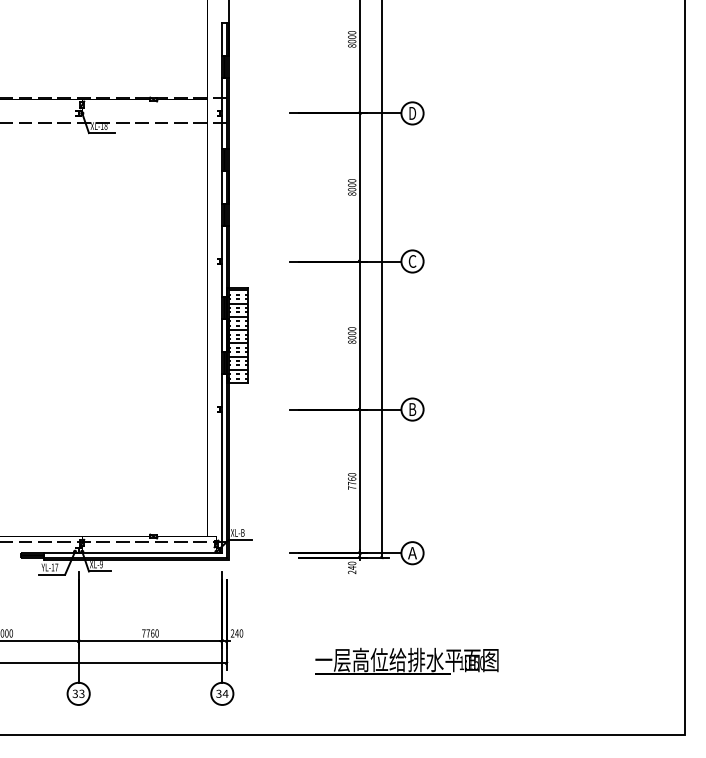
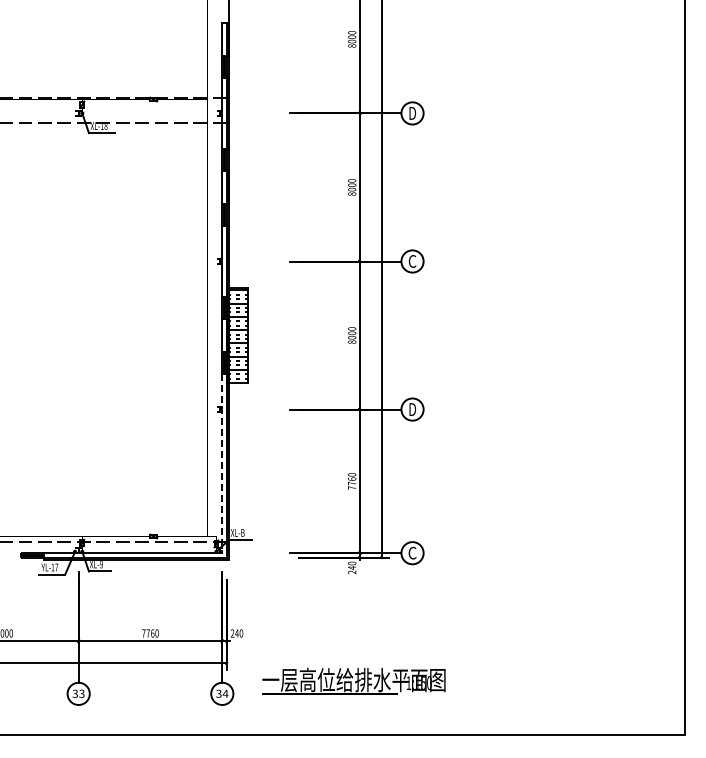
text: B -> D (413, 409)
line: solid -> dashed (222, 464)
text: A -> C (412, 552)
text position: (406, 660) -> (353, 680) (353, 680)
